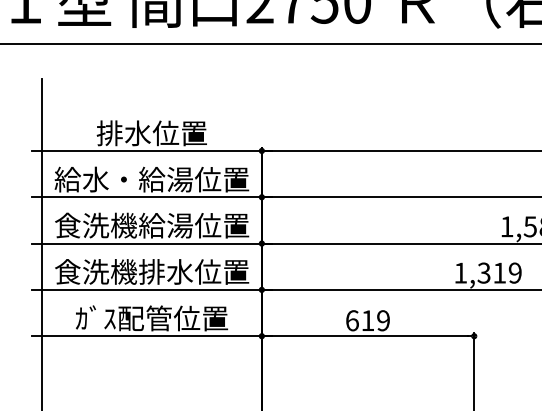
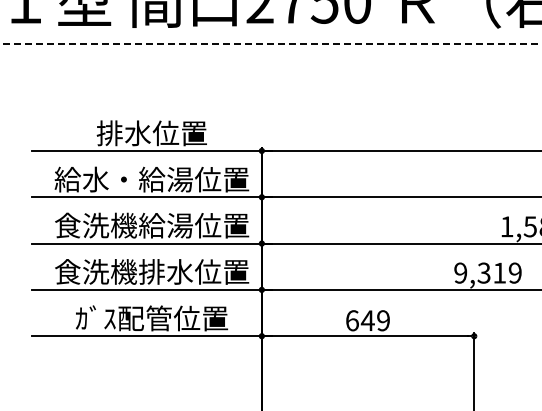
line: solid -> dashed (271, 43)
line: present -> none (42, 243)
text: 1,319 -> 9,319 (460, 272)
text: 619 -> 649 (367, 320)
